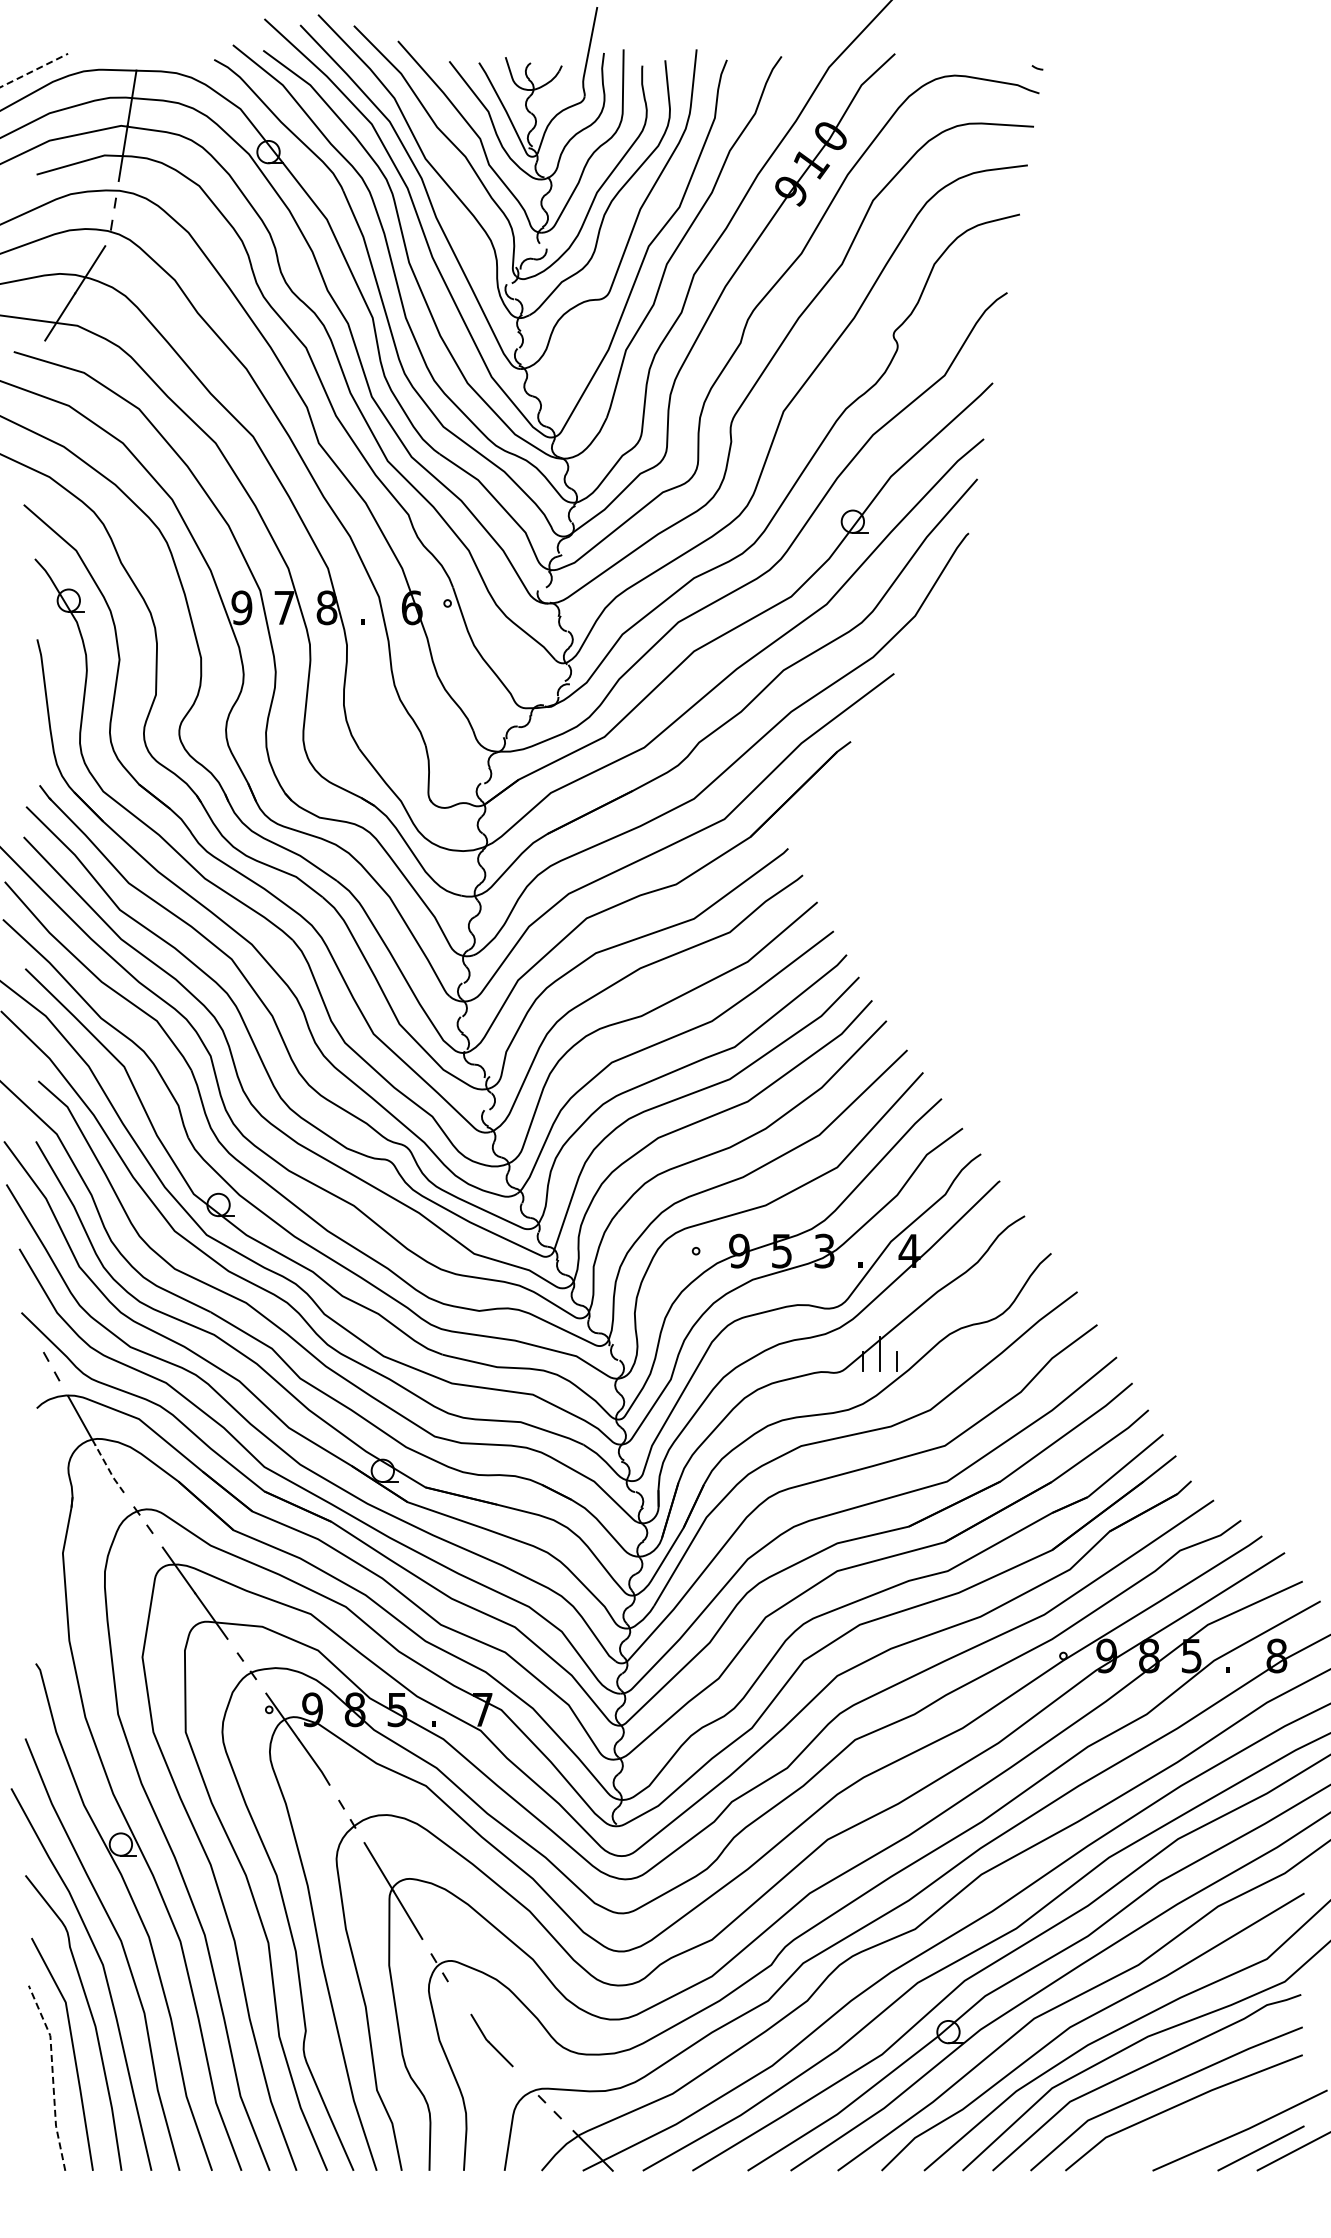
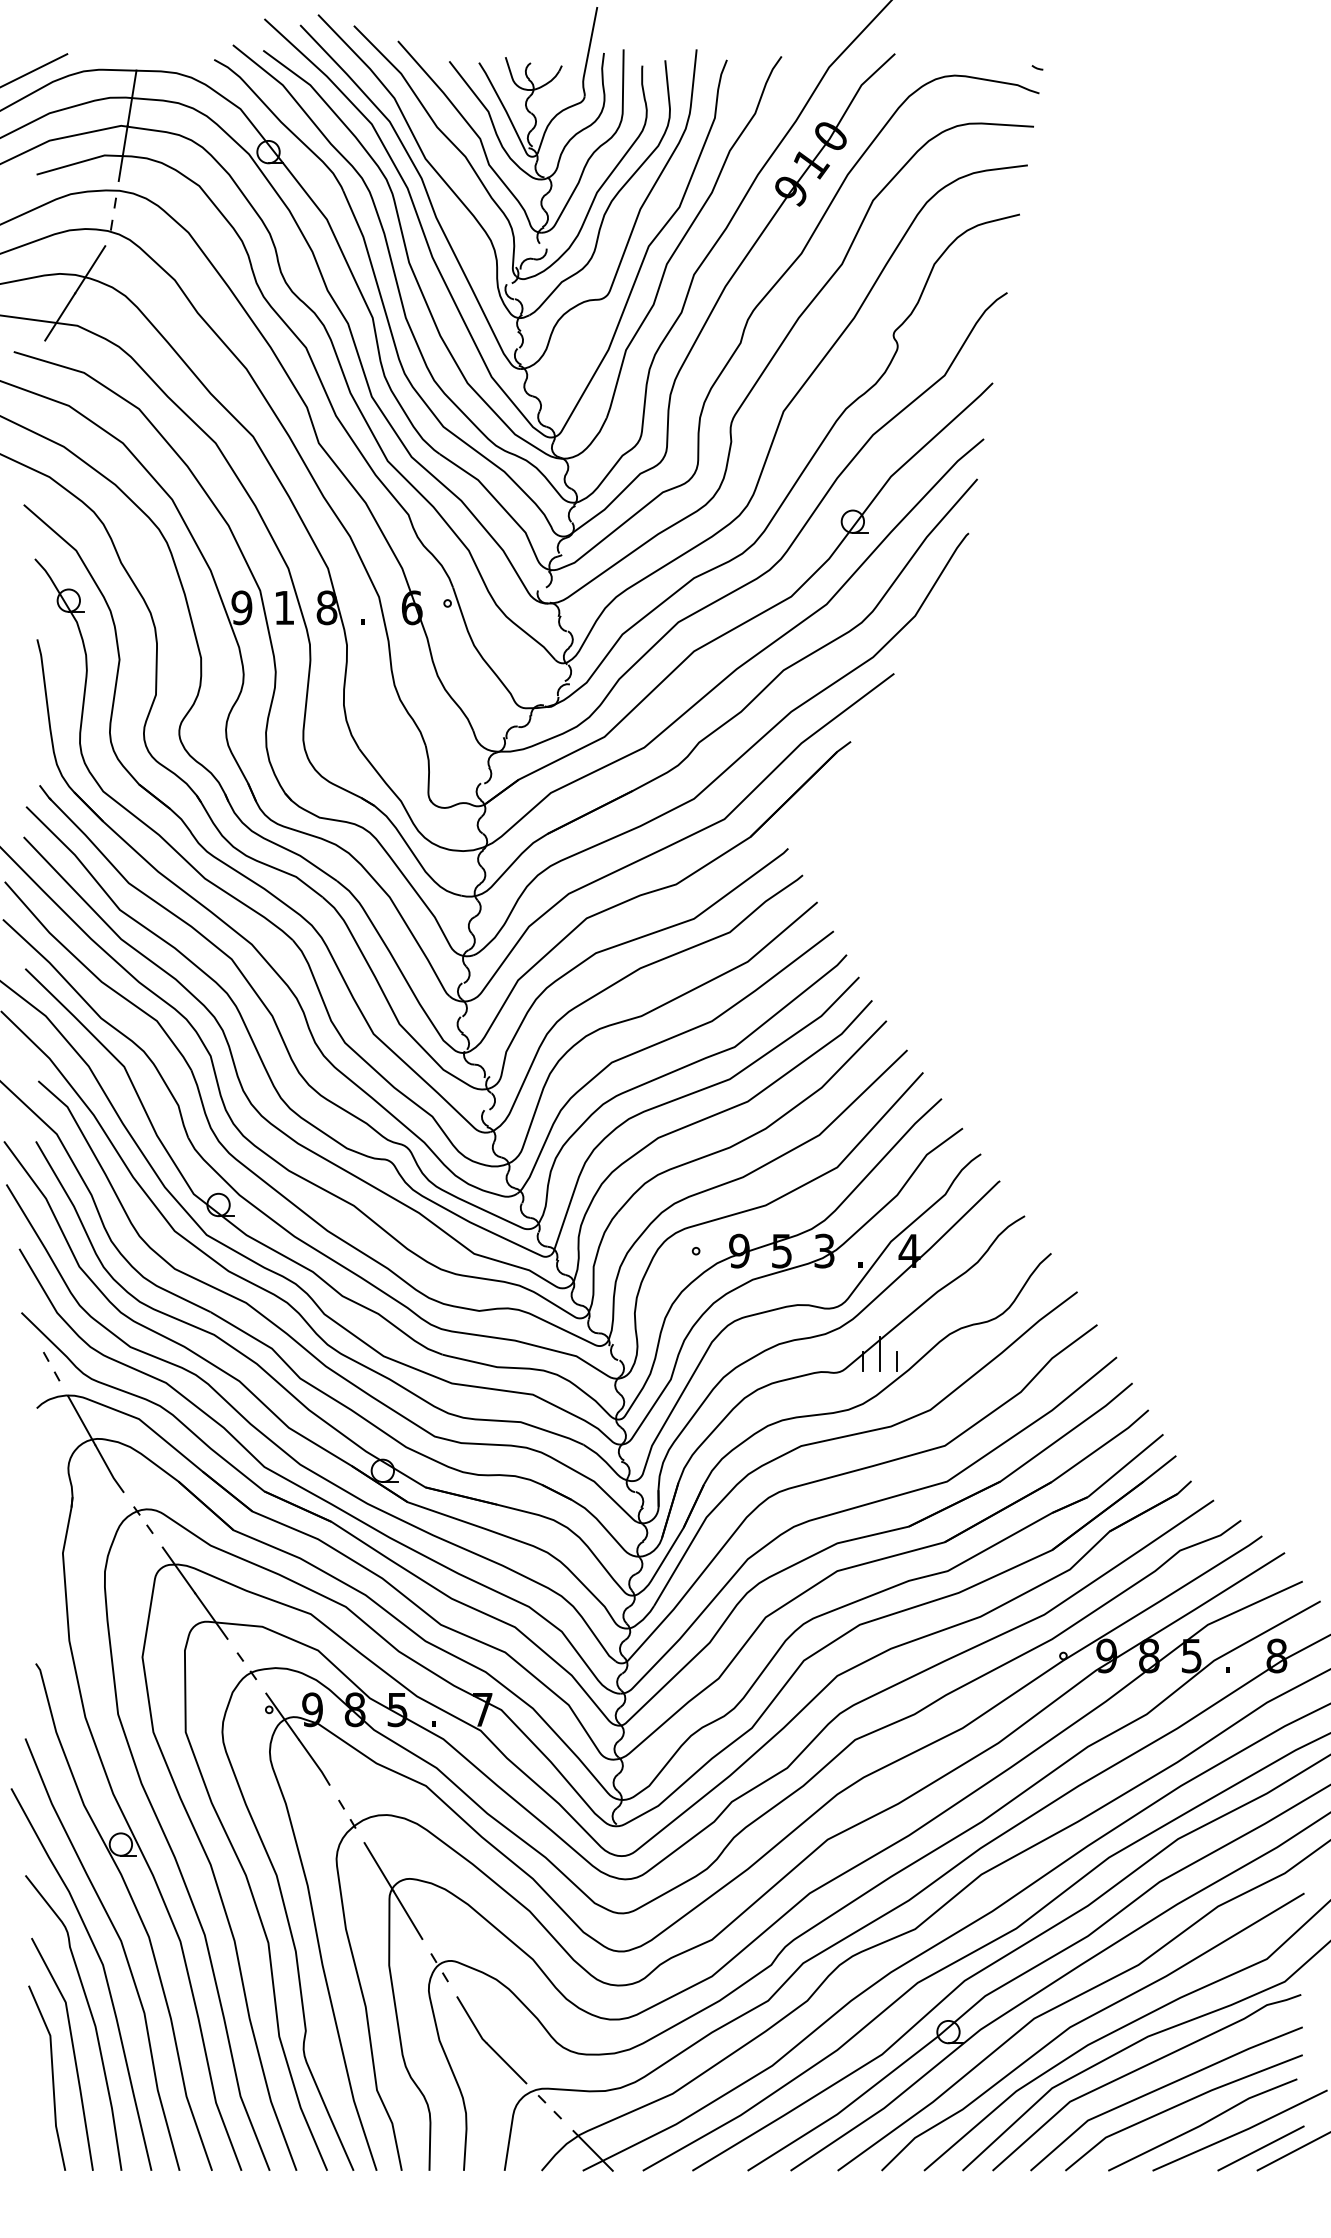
line: dashed -> solid (34, 70)
text: 7 -> 1 (284, 607)
line: dashed -> solid (109, 1469)
part size: 44x55 px -> 72x89 px (491, 2040)
line: dashed -> solid (52, 2076)
line: none -> present (1202, 2124)
